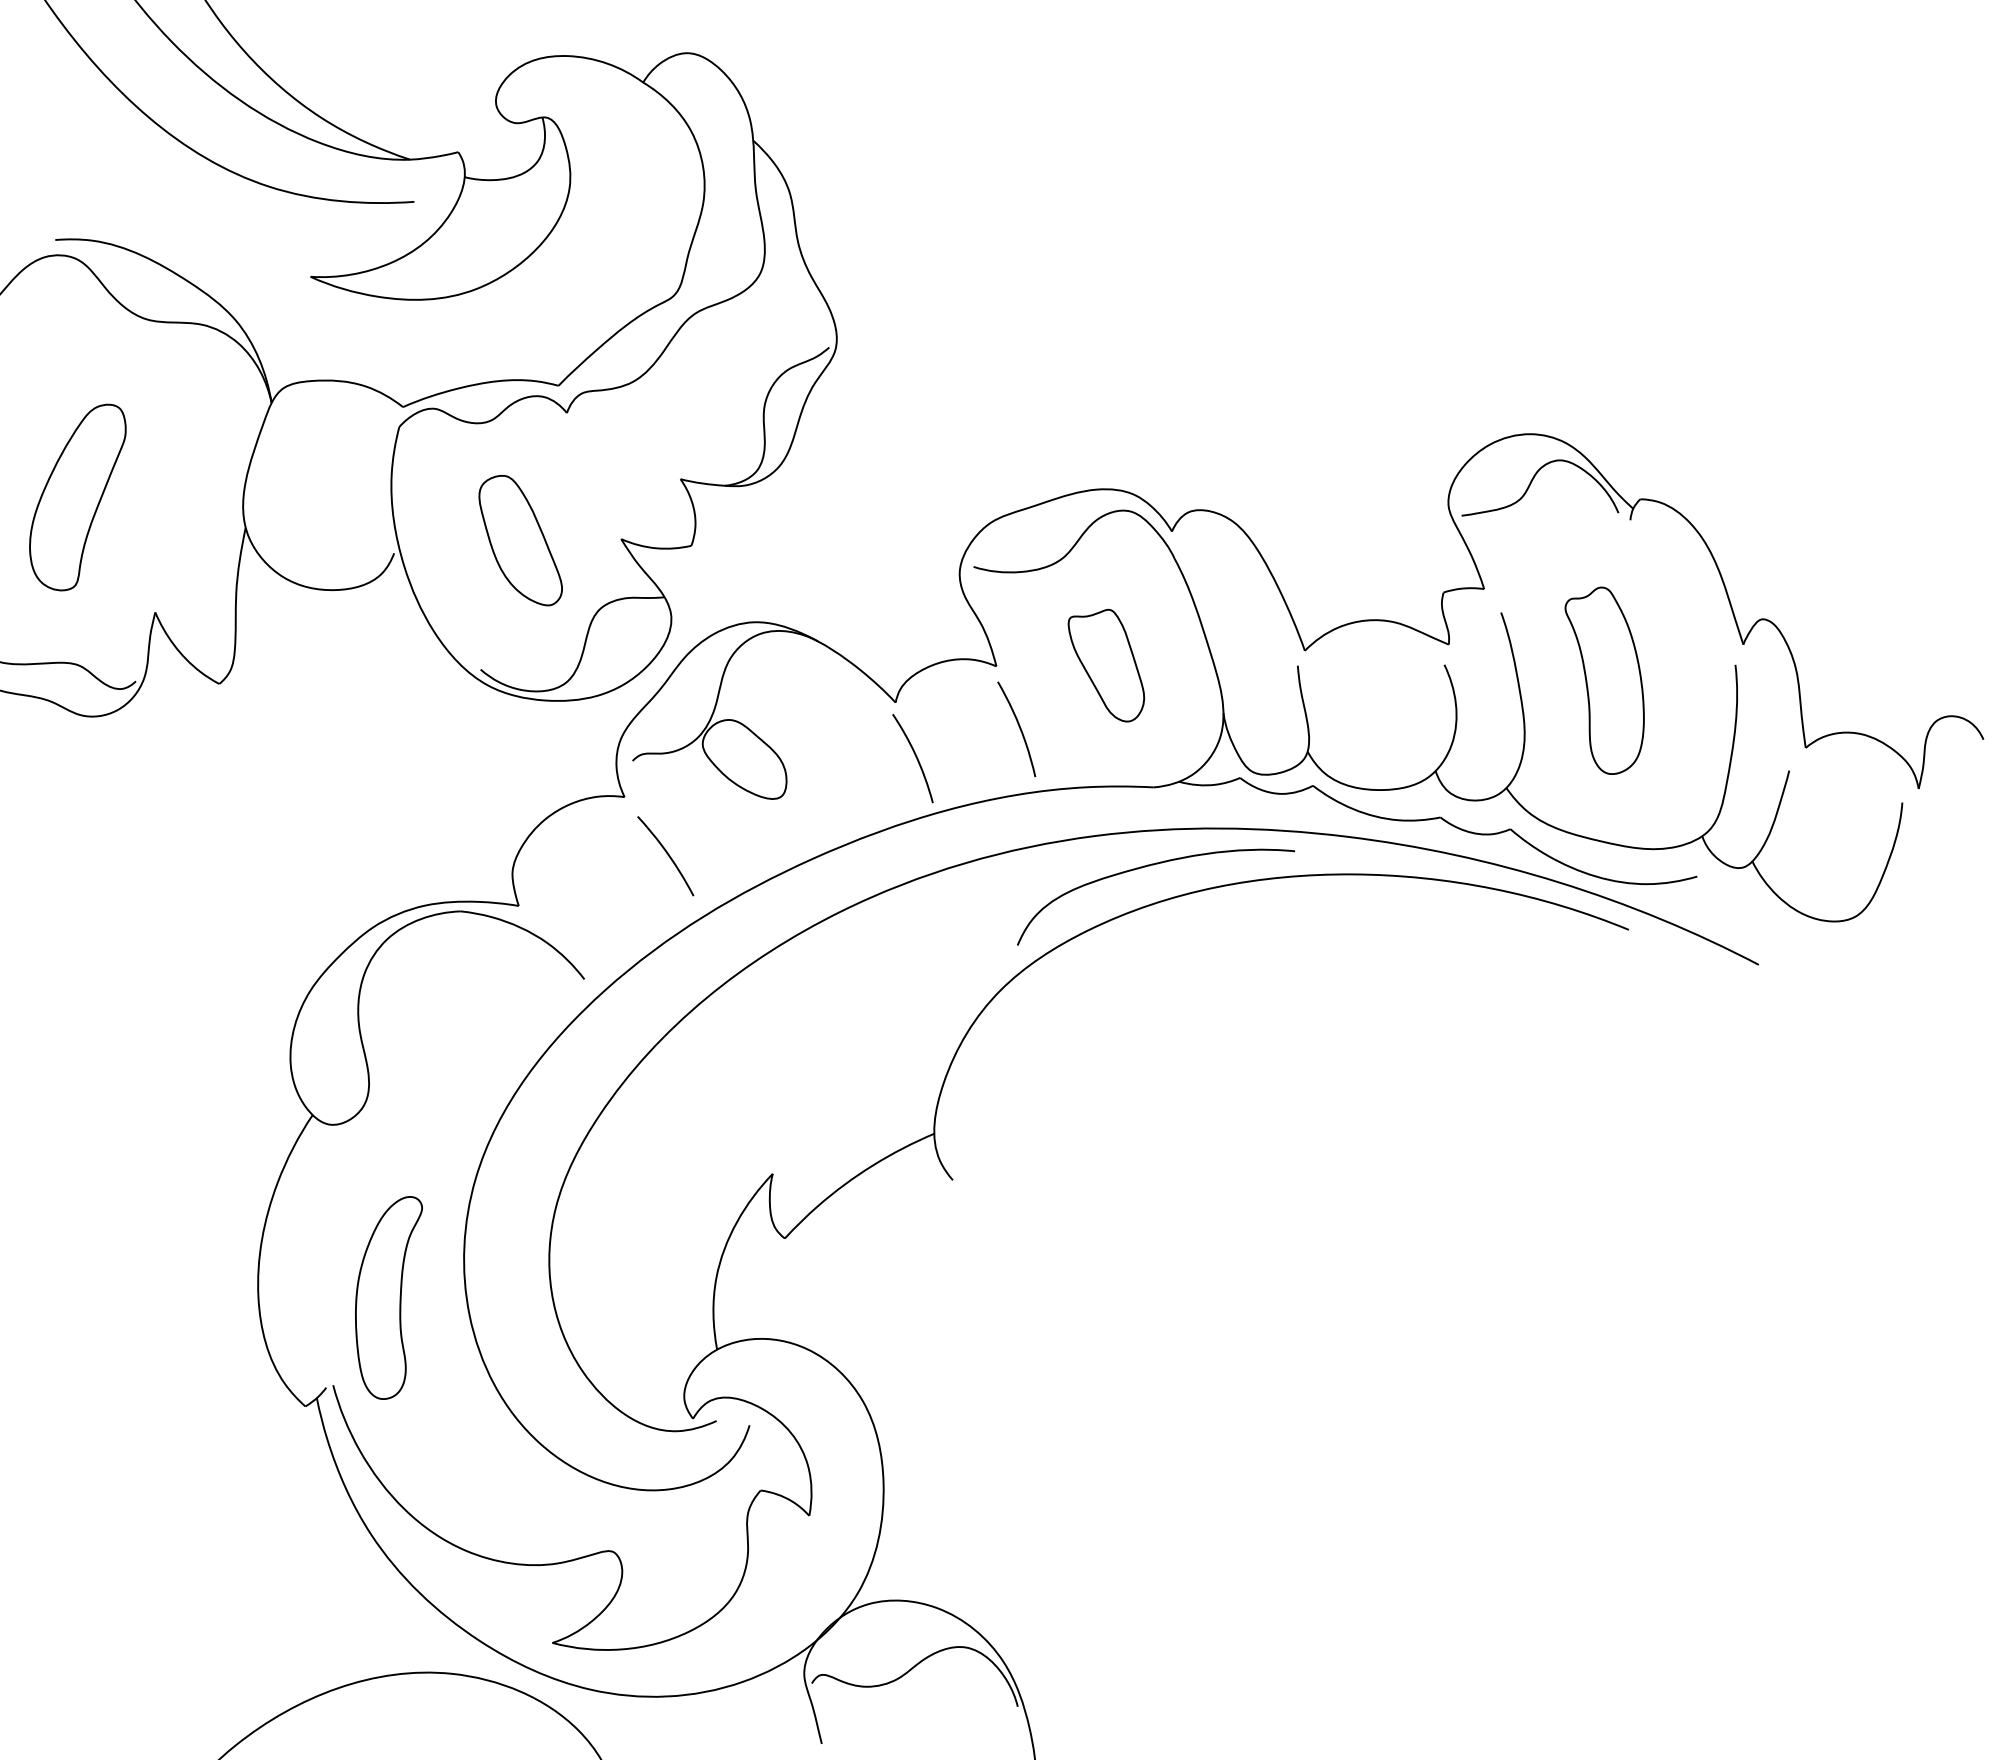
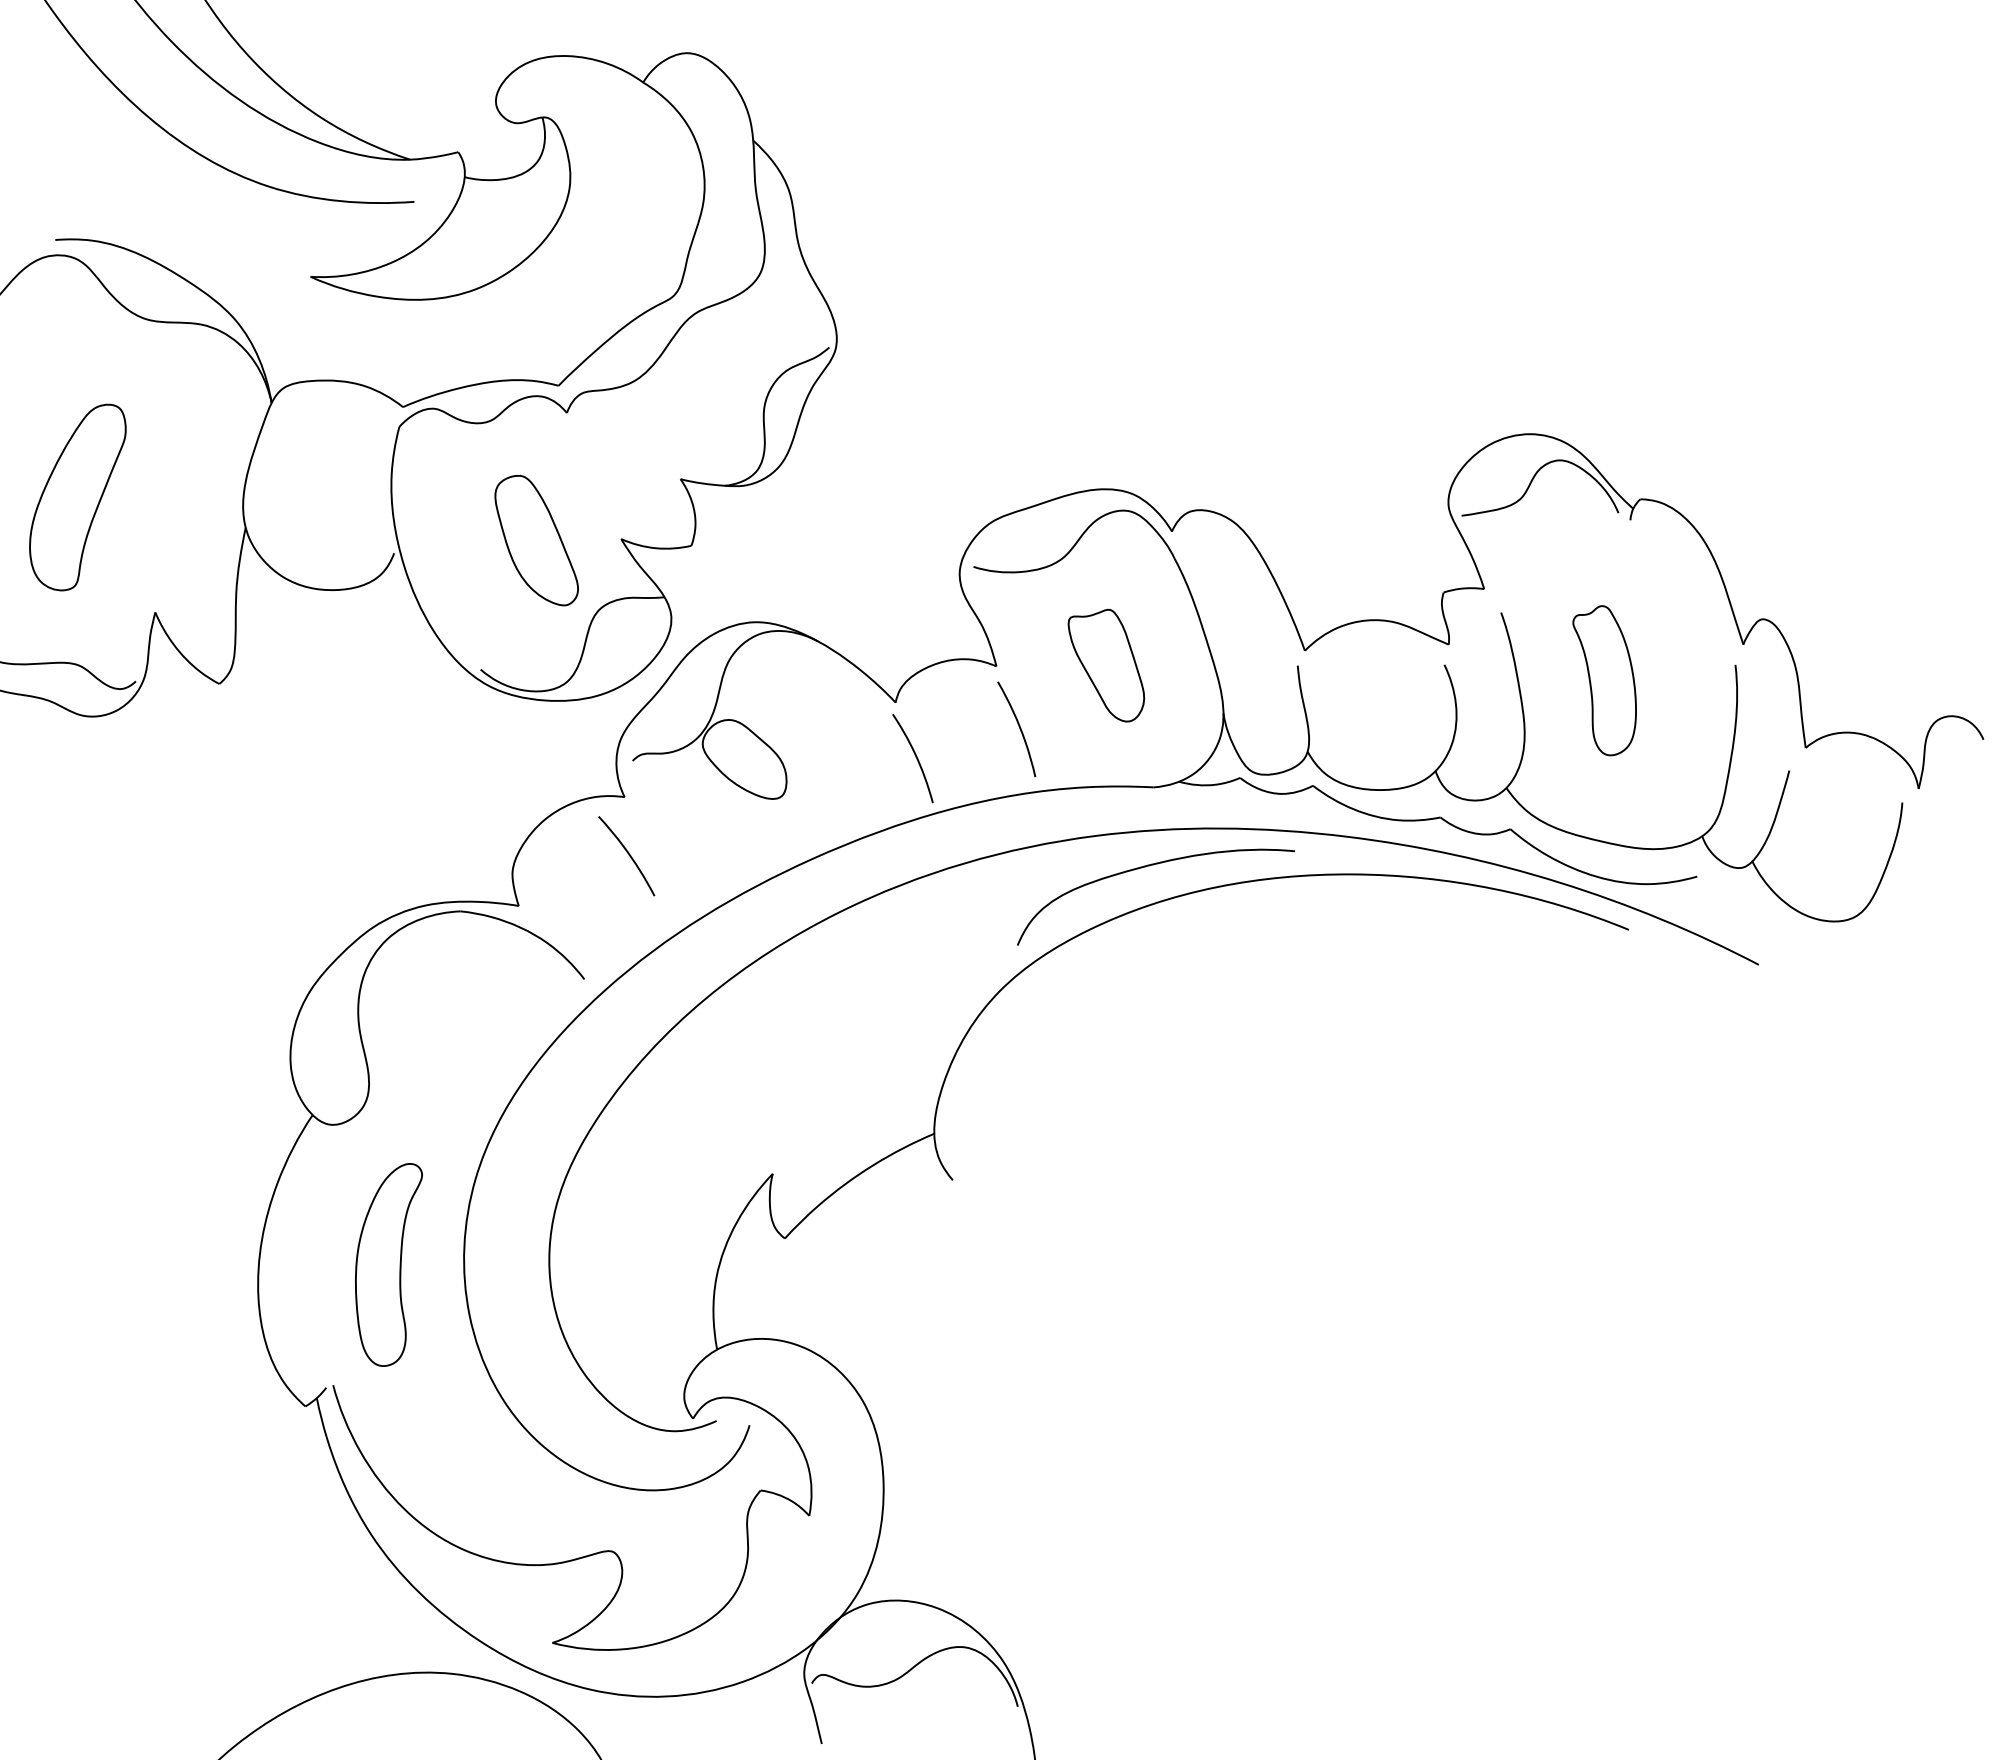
part position: (520, 540) -> (536, 540) (536, 540)
part size: 81x189 px -> 65x152 px (1604, 680)
curve position: (667, 855) -> (628, 855) (628, 855)
part position: (388, 1297) -> (388, 1264) (388, 1264)
